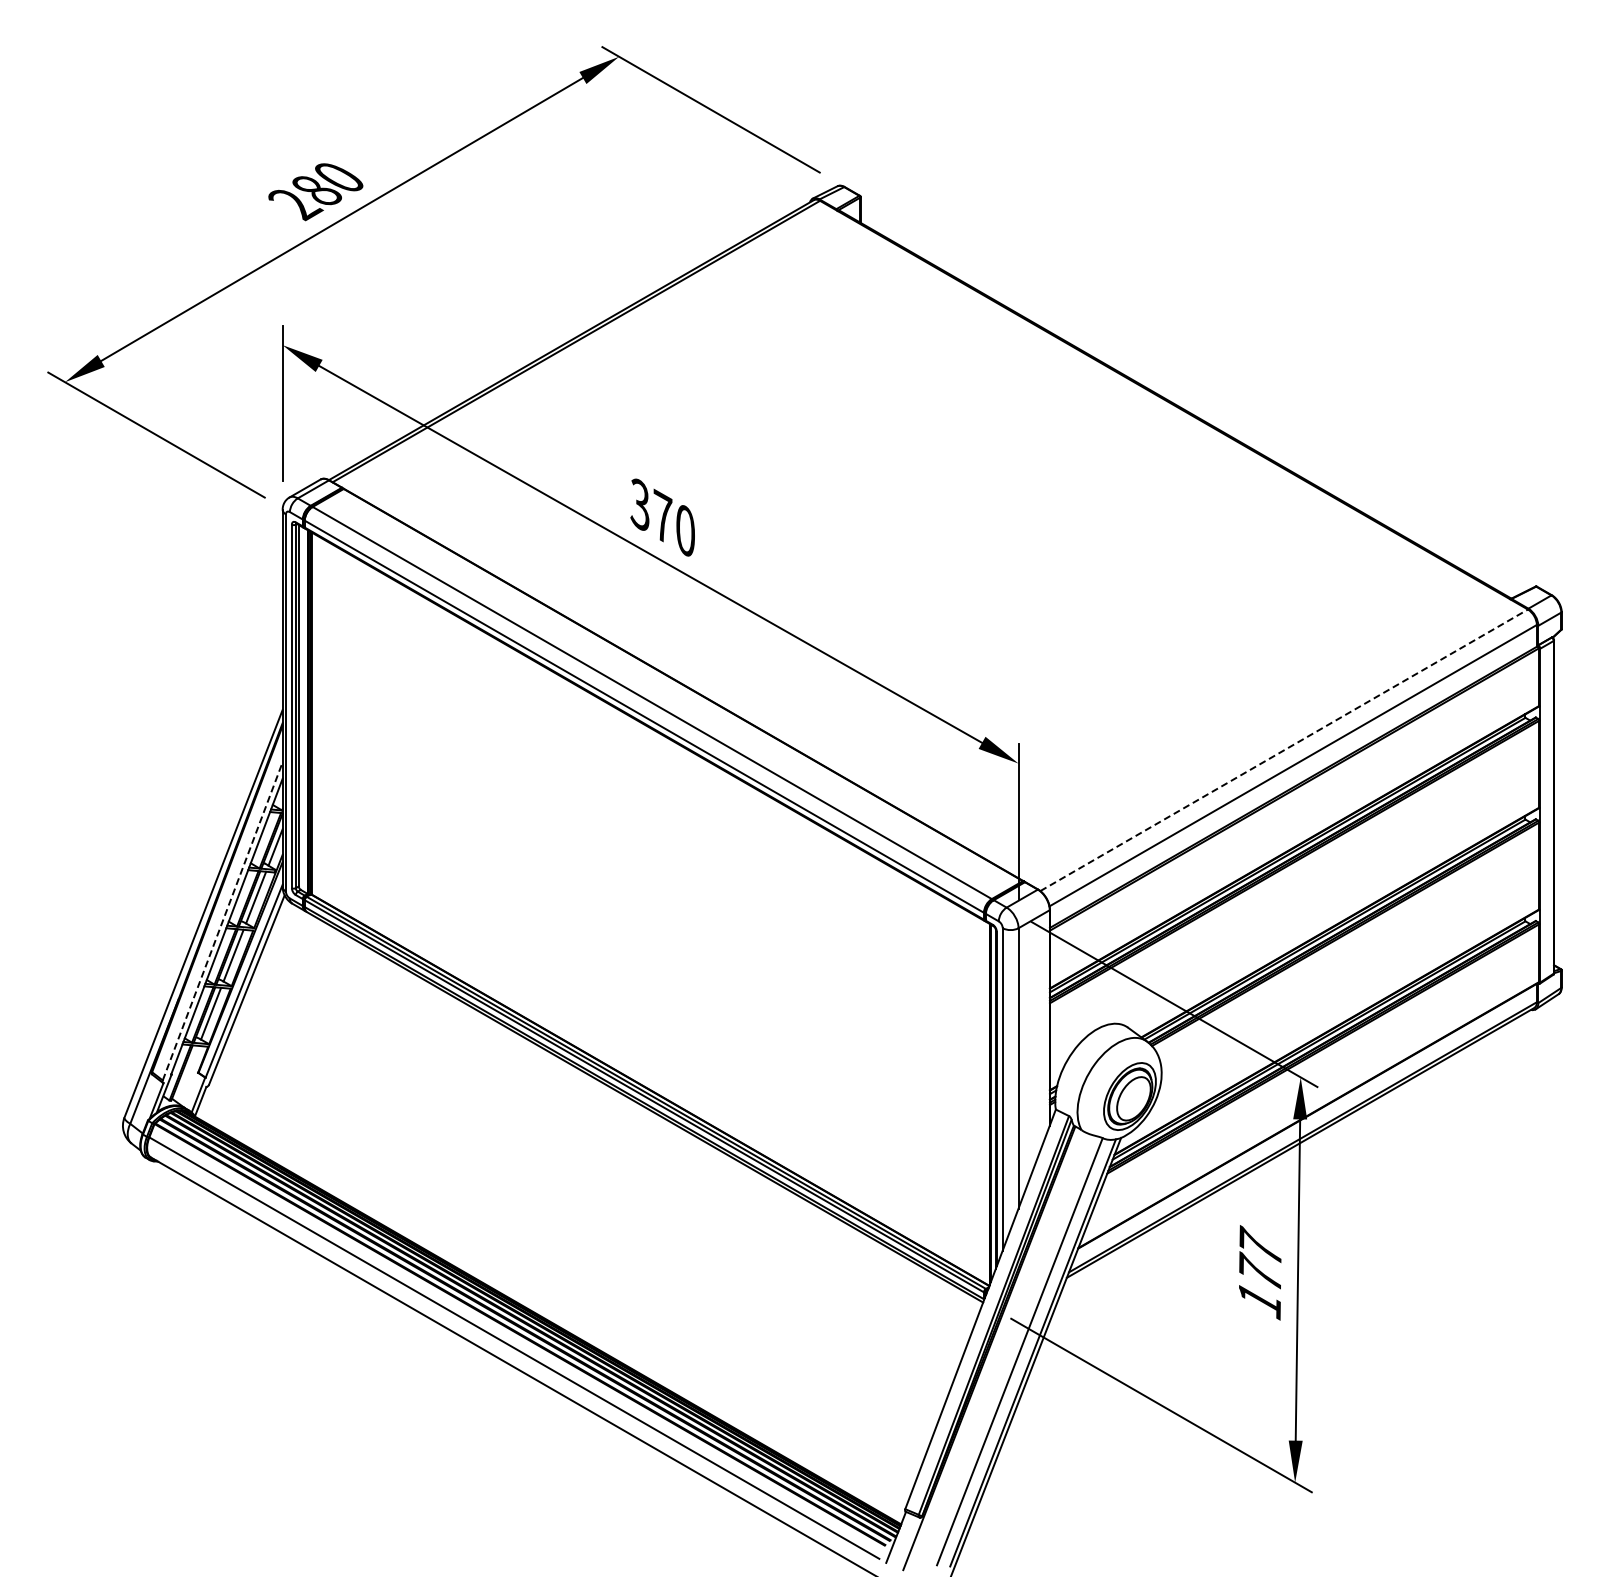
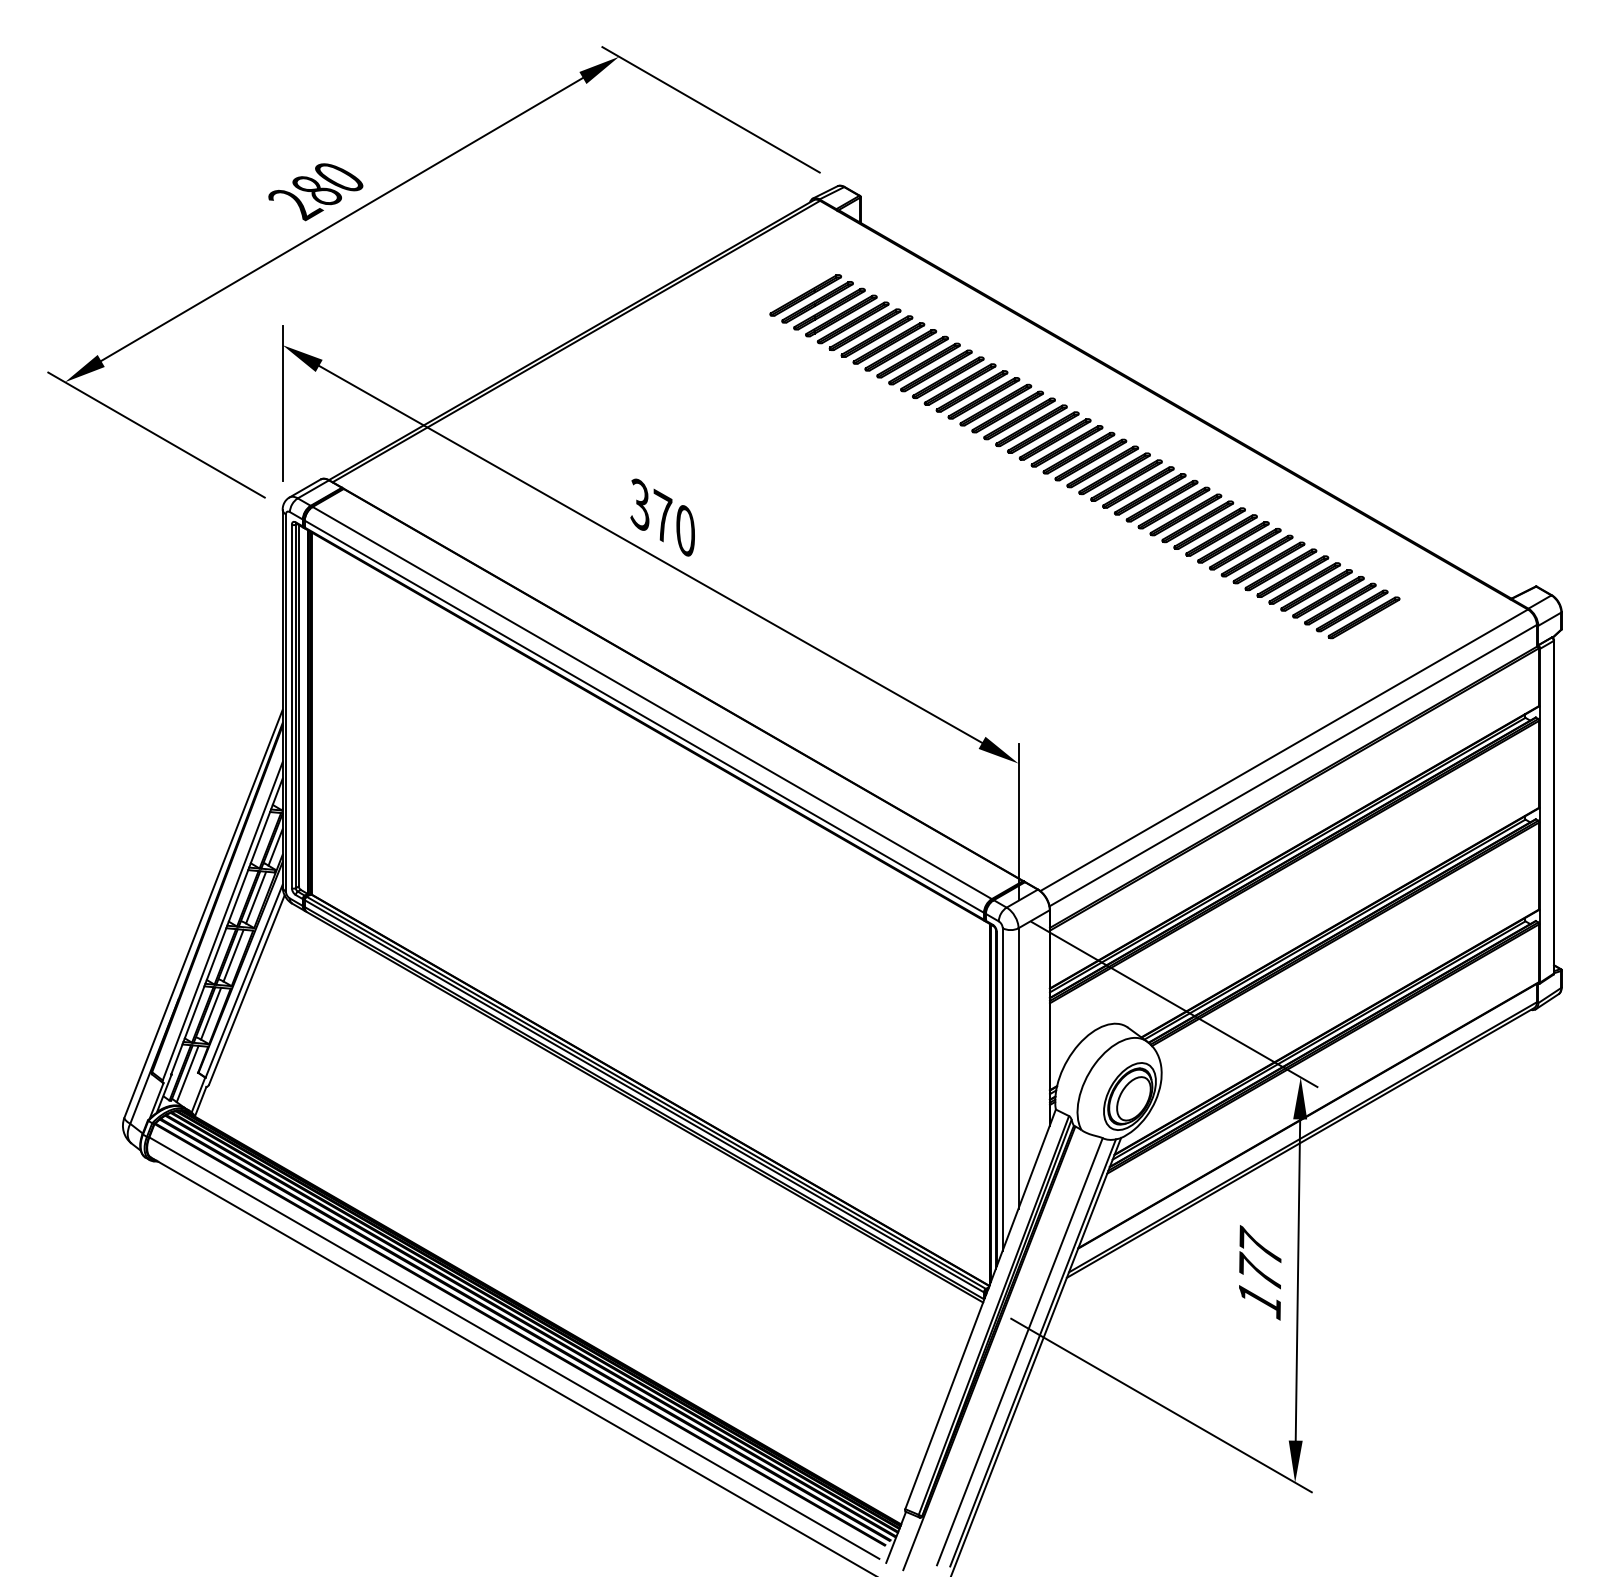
part: none -> present (1084, 456)
line: dashed -> solid (1284, 750)
line: dashed -> solid (222, 920)
line: none -> present (187, 1073)
